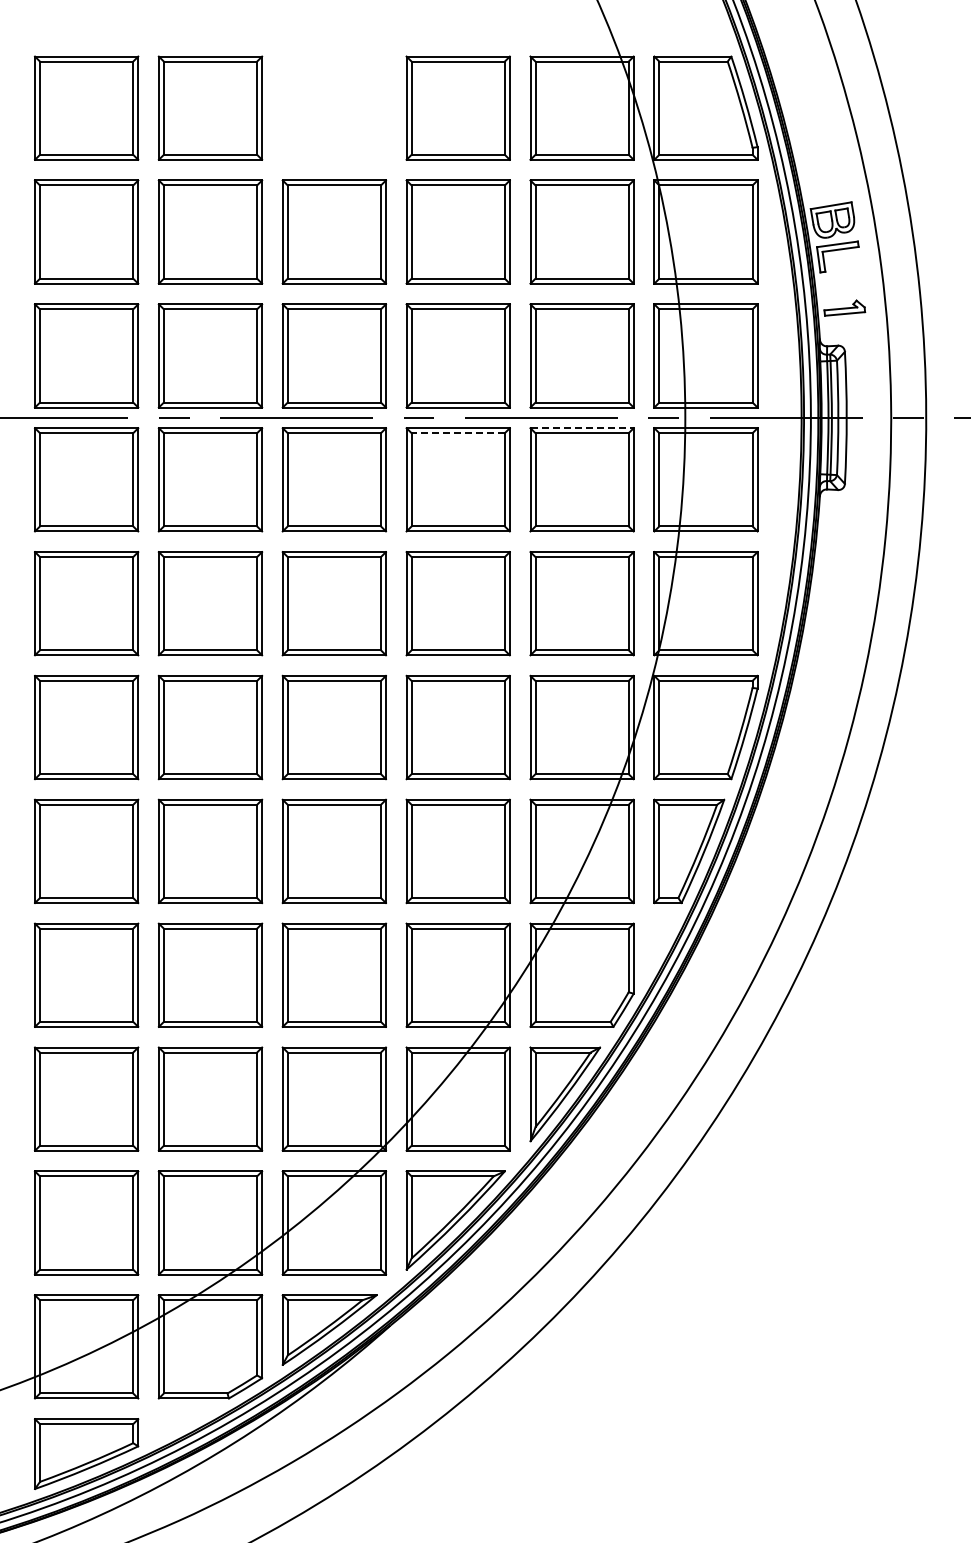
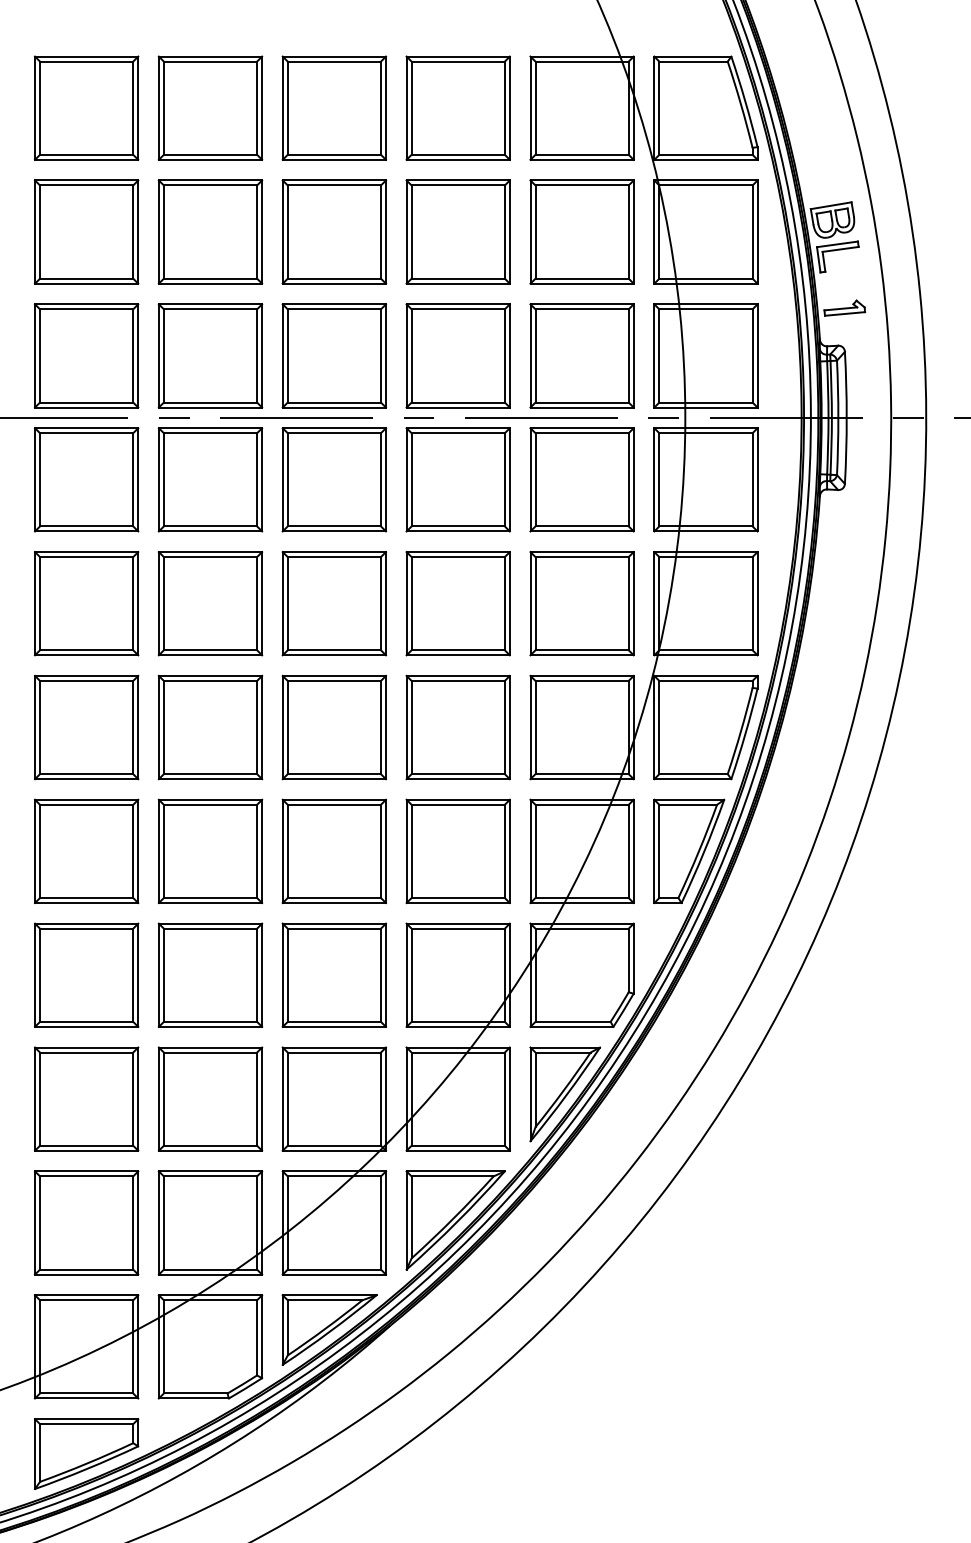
part: none -> present (334, 107)
line: dashed -> solid (582, 428)
line: dashed -> solid (458, 433)
